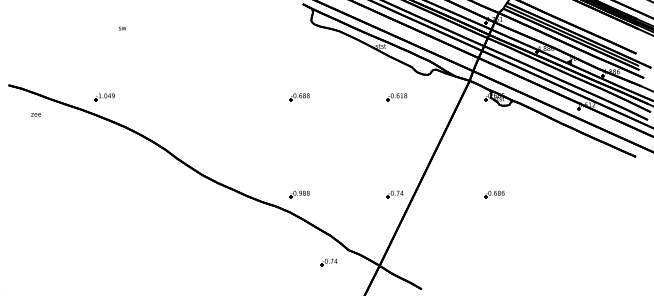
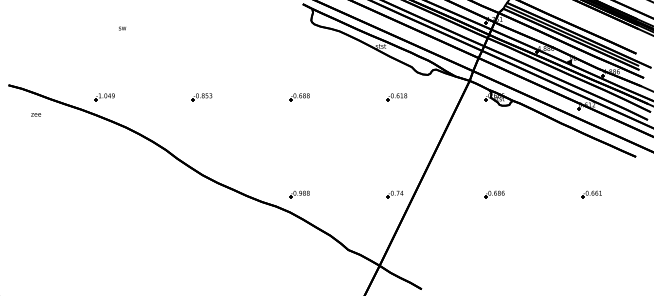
part: none -> present (201, 97)
part: none -> present (591, 194)
part: present -> none (328, 262)
